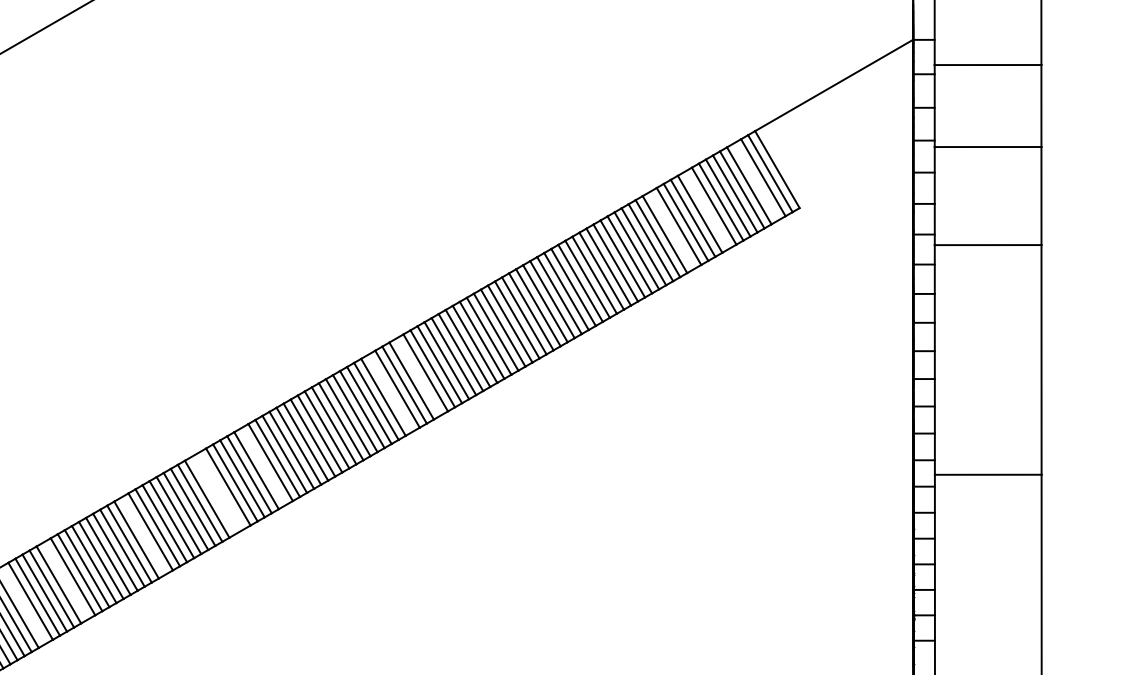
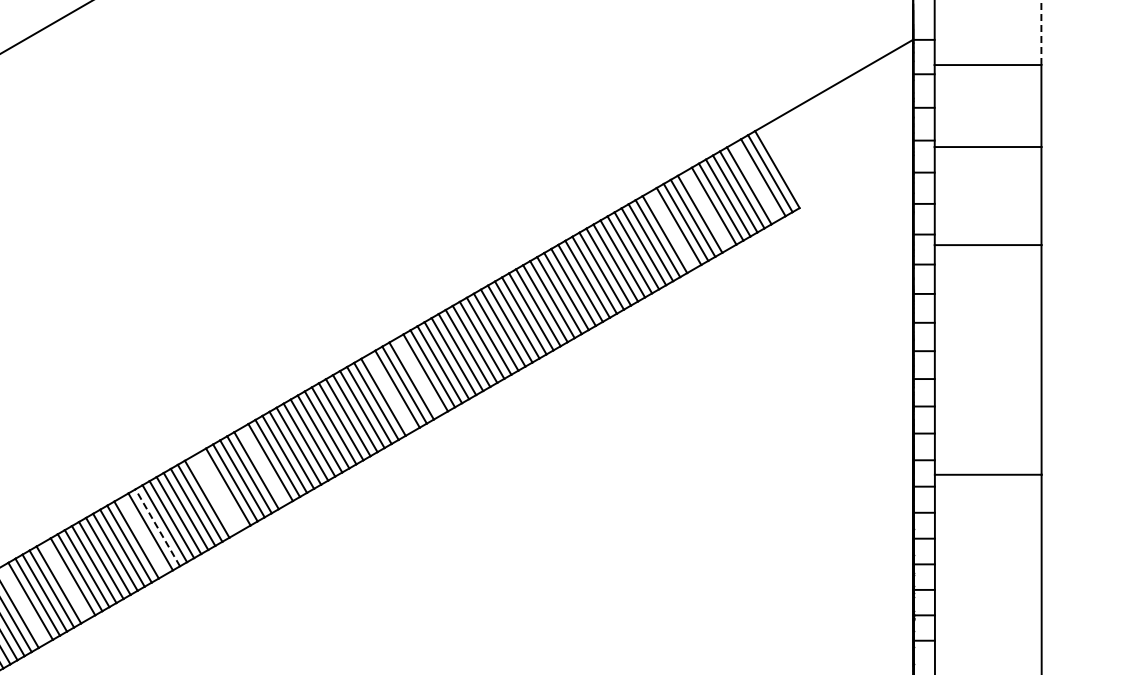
line: solid -> dashed (1041, 32)
line: solid -> dashed (157, 527)
